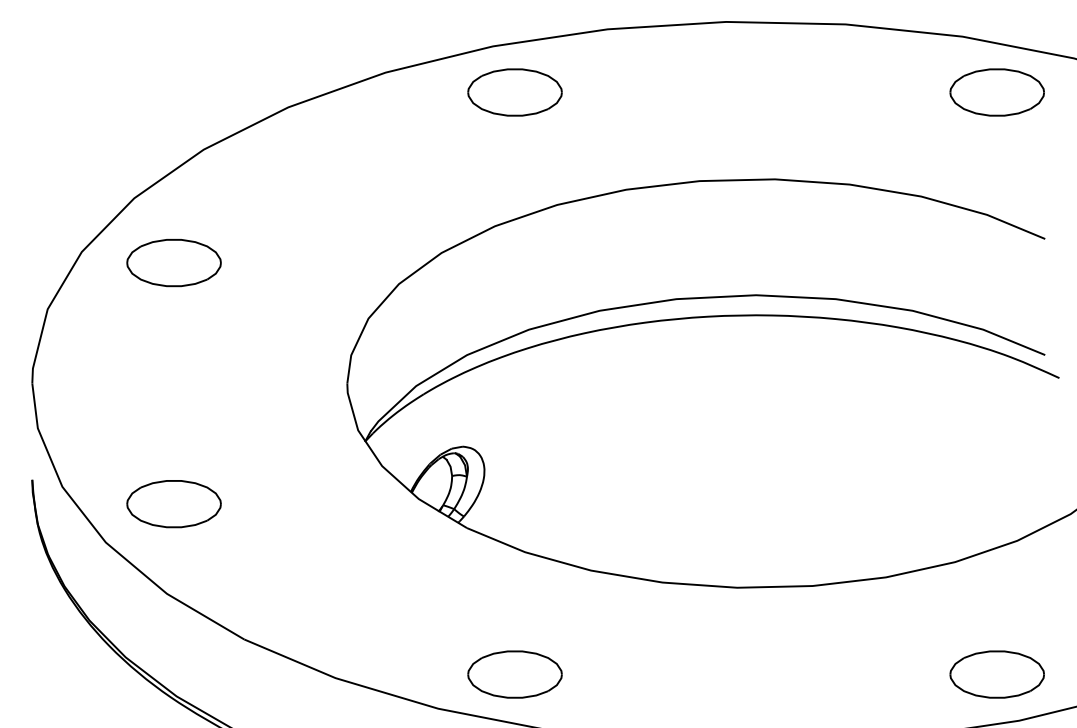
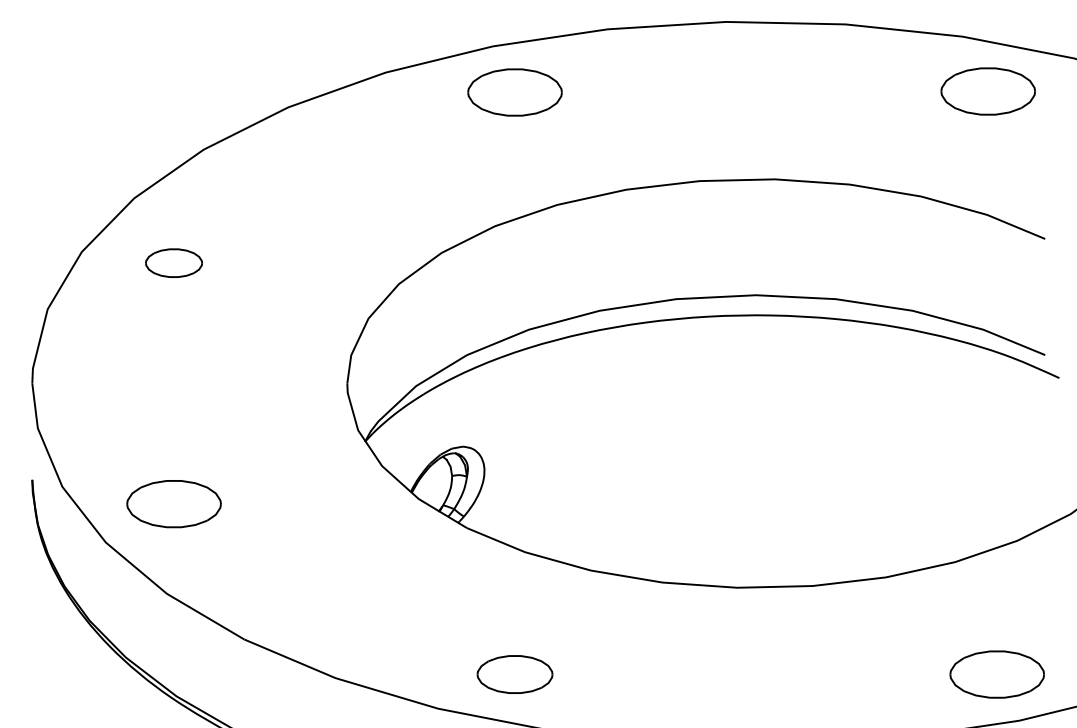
part position: (996, 92) -> (987, 91) (987, 91)
part size: 96x49 px -> 58x30 px (173, 262)
part size: 96x49 px -> 78x39 px (514, 674)
